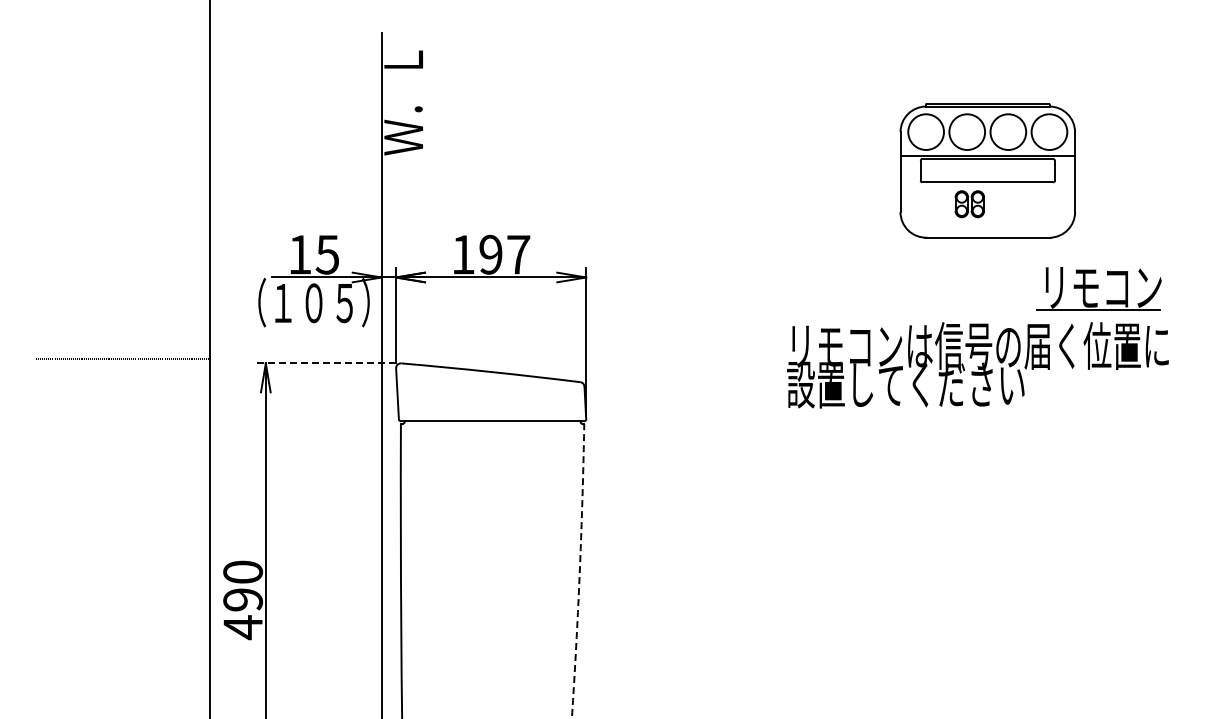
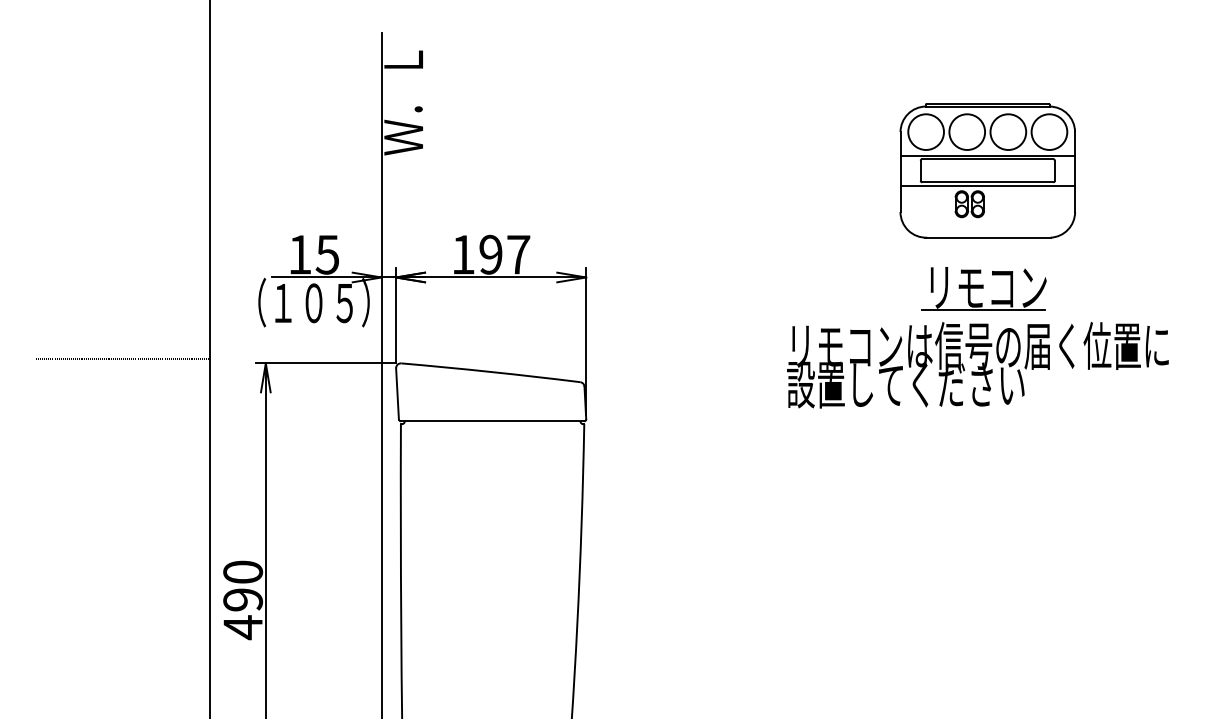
line: none -> present (987, 185)
part position: (1098, 288) -> (983, 288) (983, 288)
line: dashed -> solid (326, 363)
arc: dashed -> solid (579, 571)
